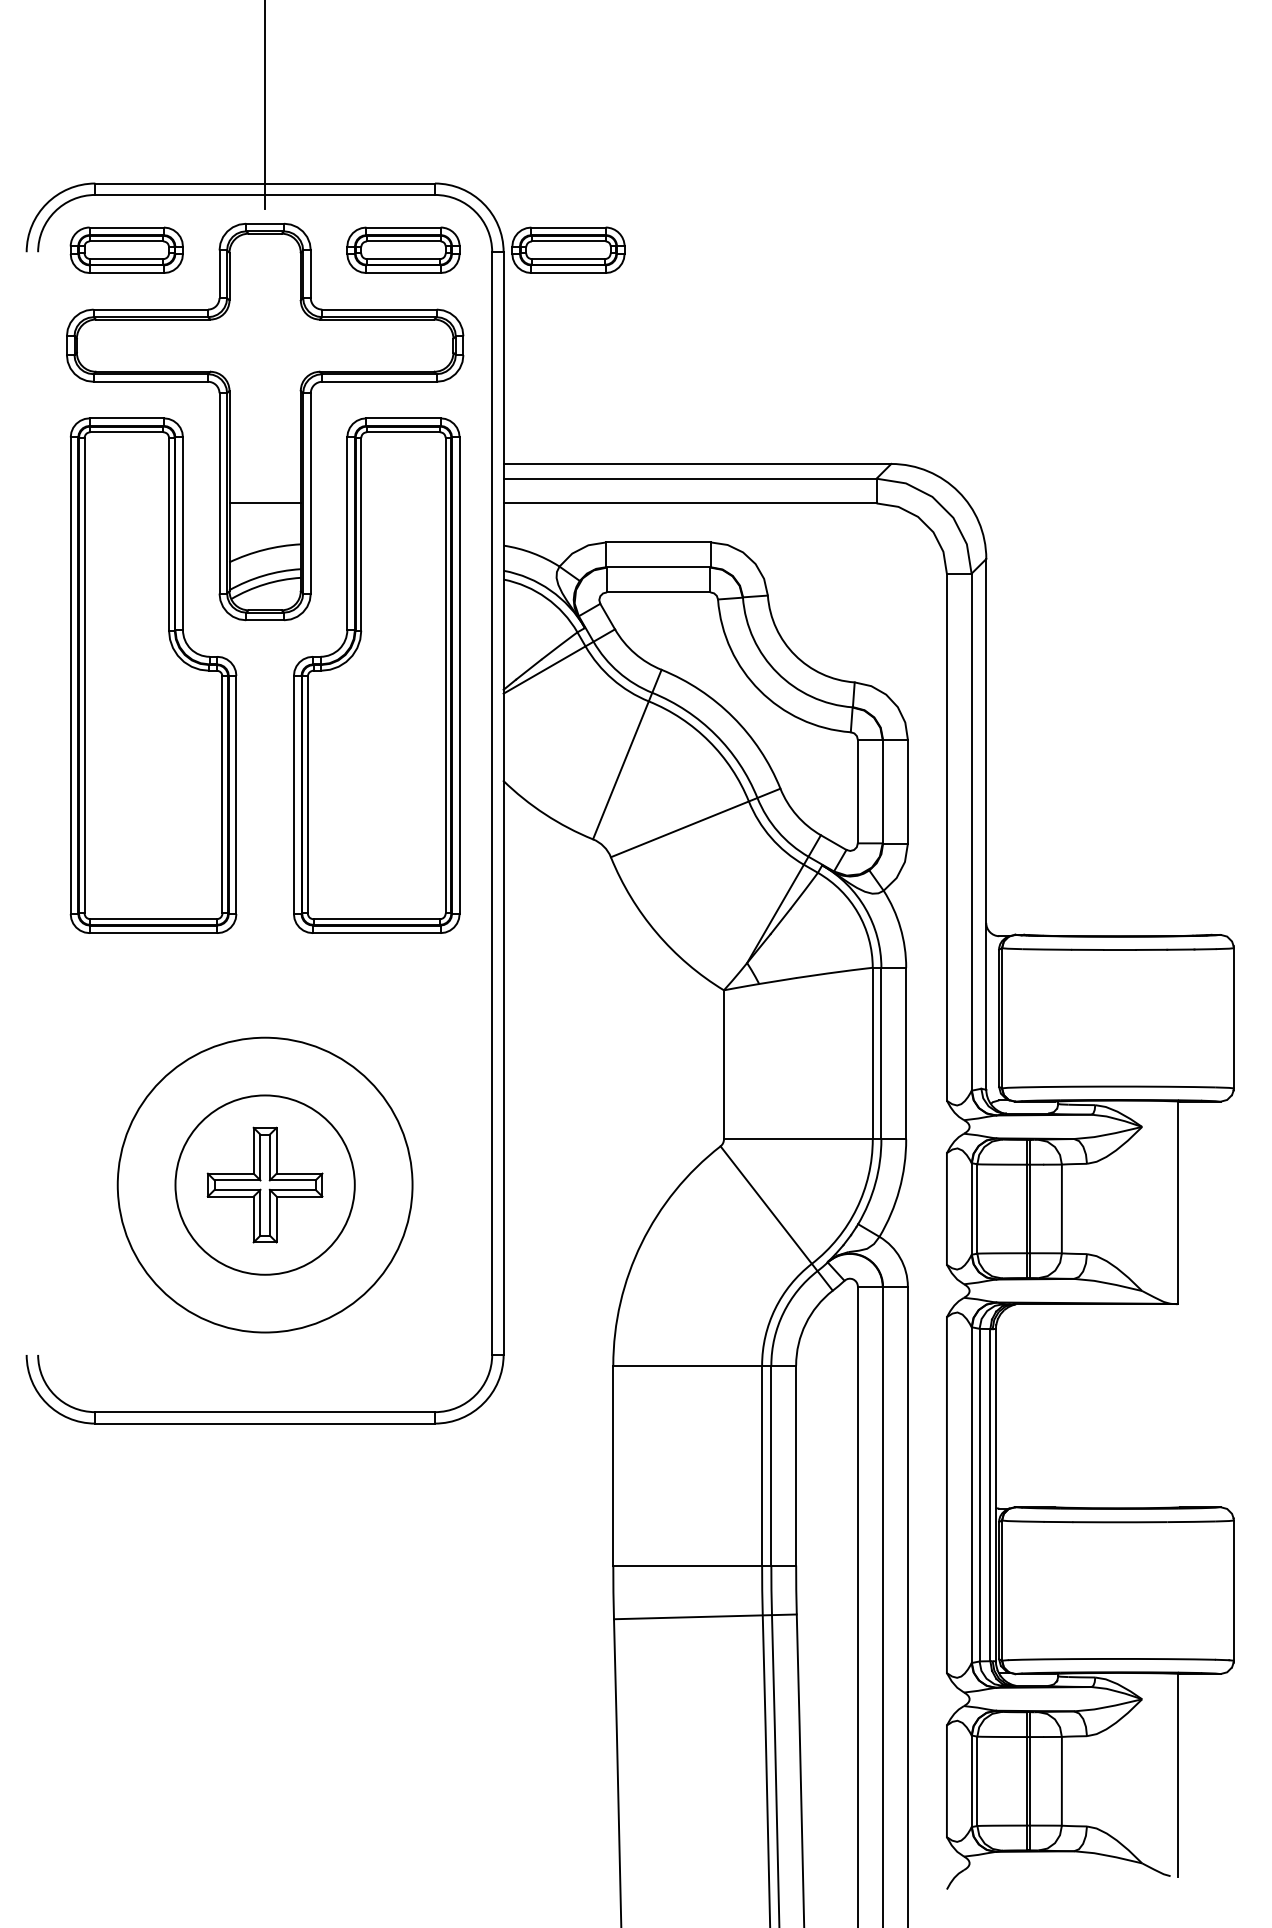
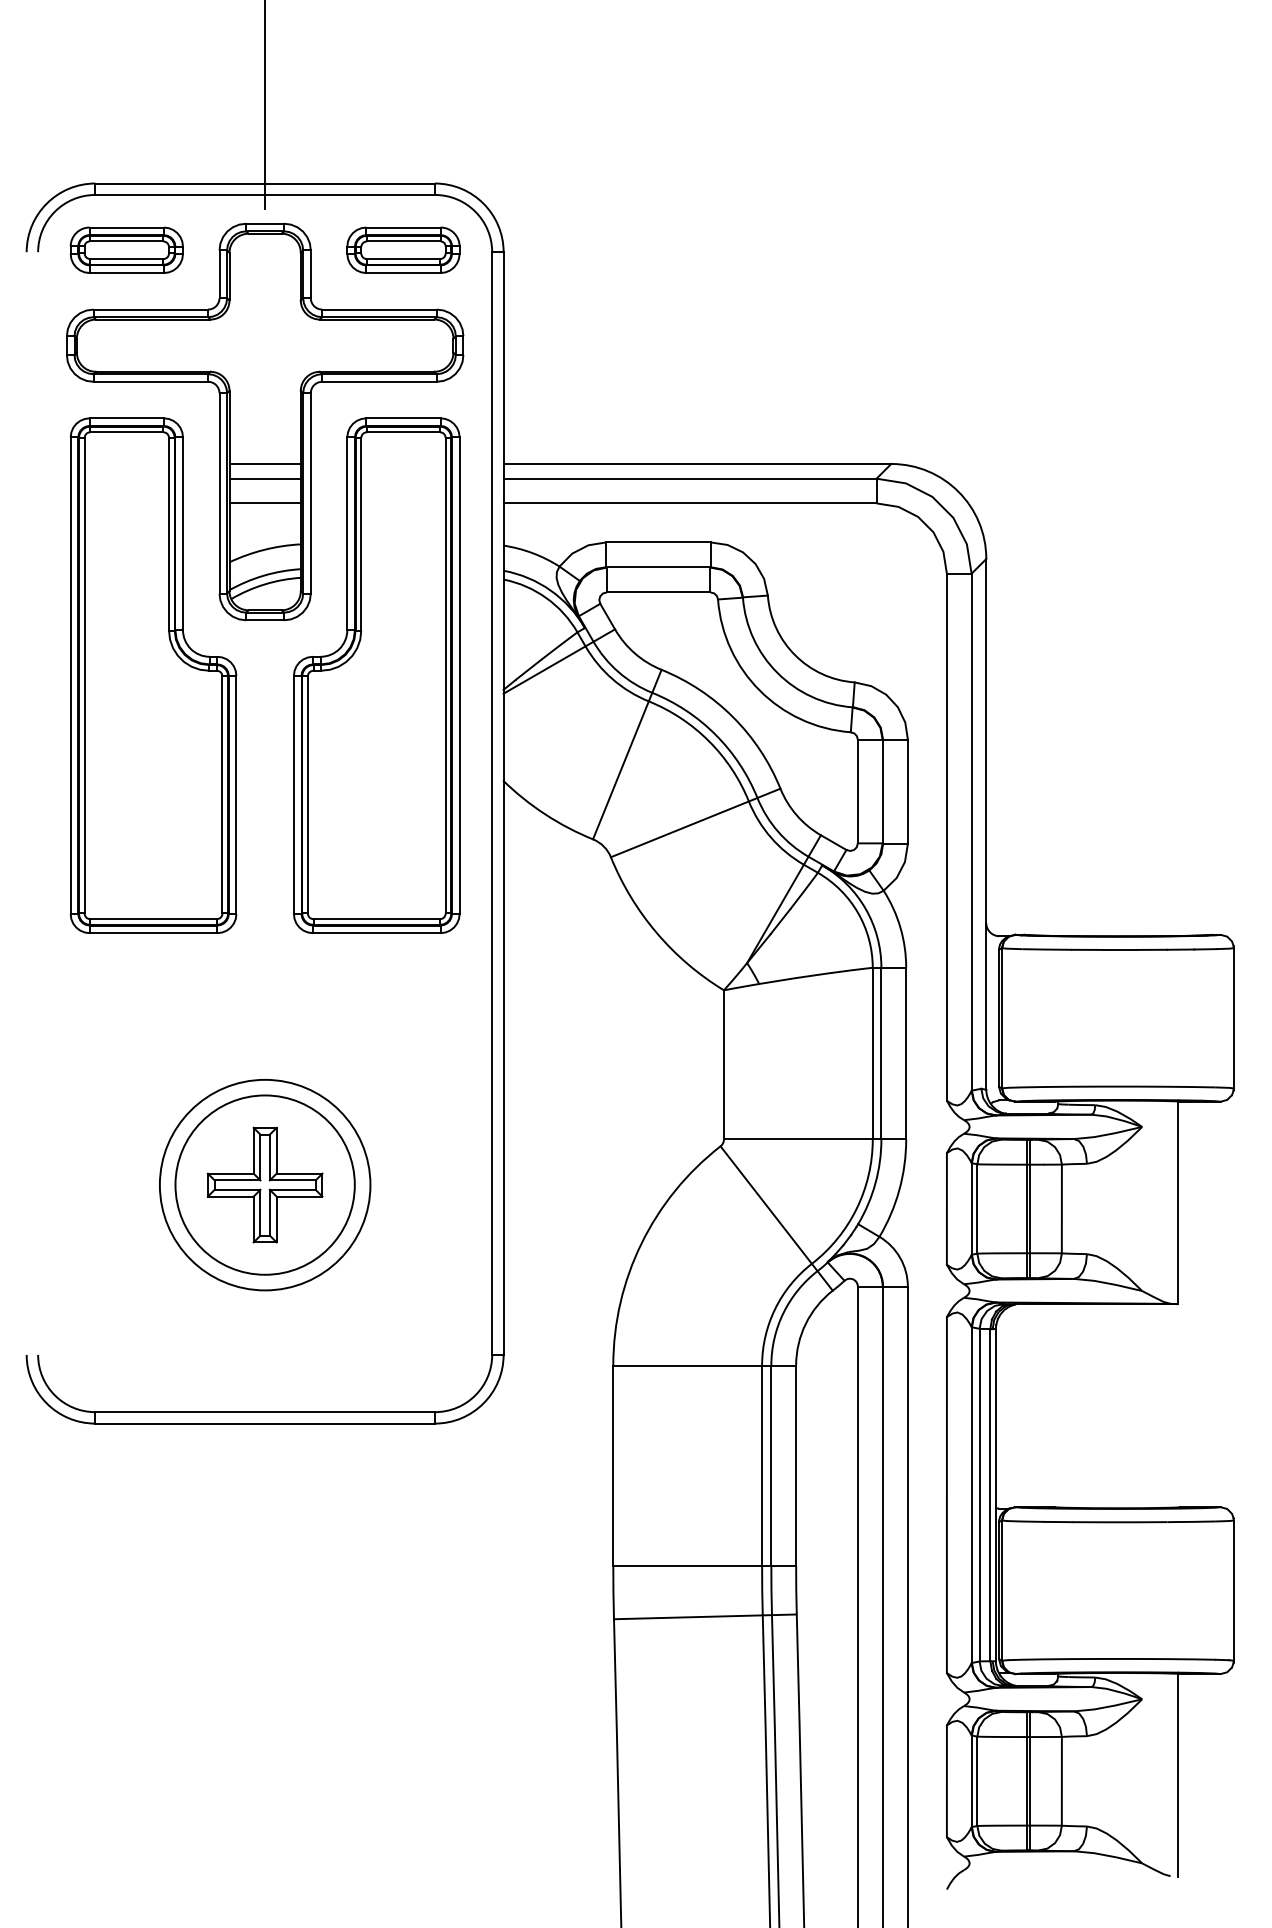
part: present -> none (568, 249)
line: none -> present (264, 463)
line: none -> present (264, 478)
circle diameter: 295 px -> 211 px (264, 1184)
